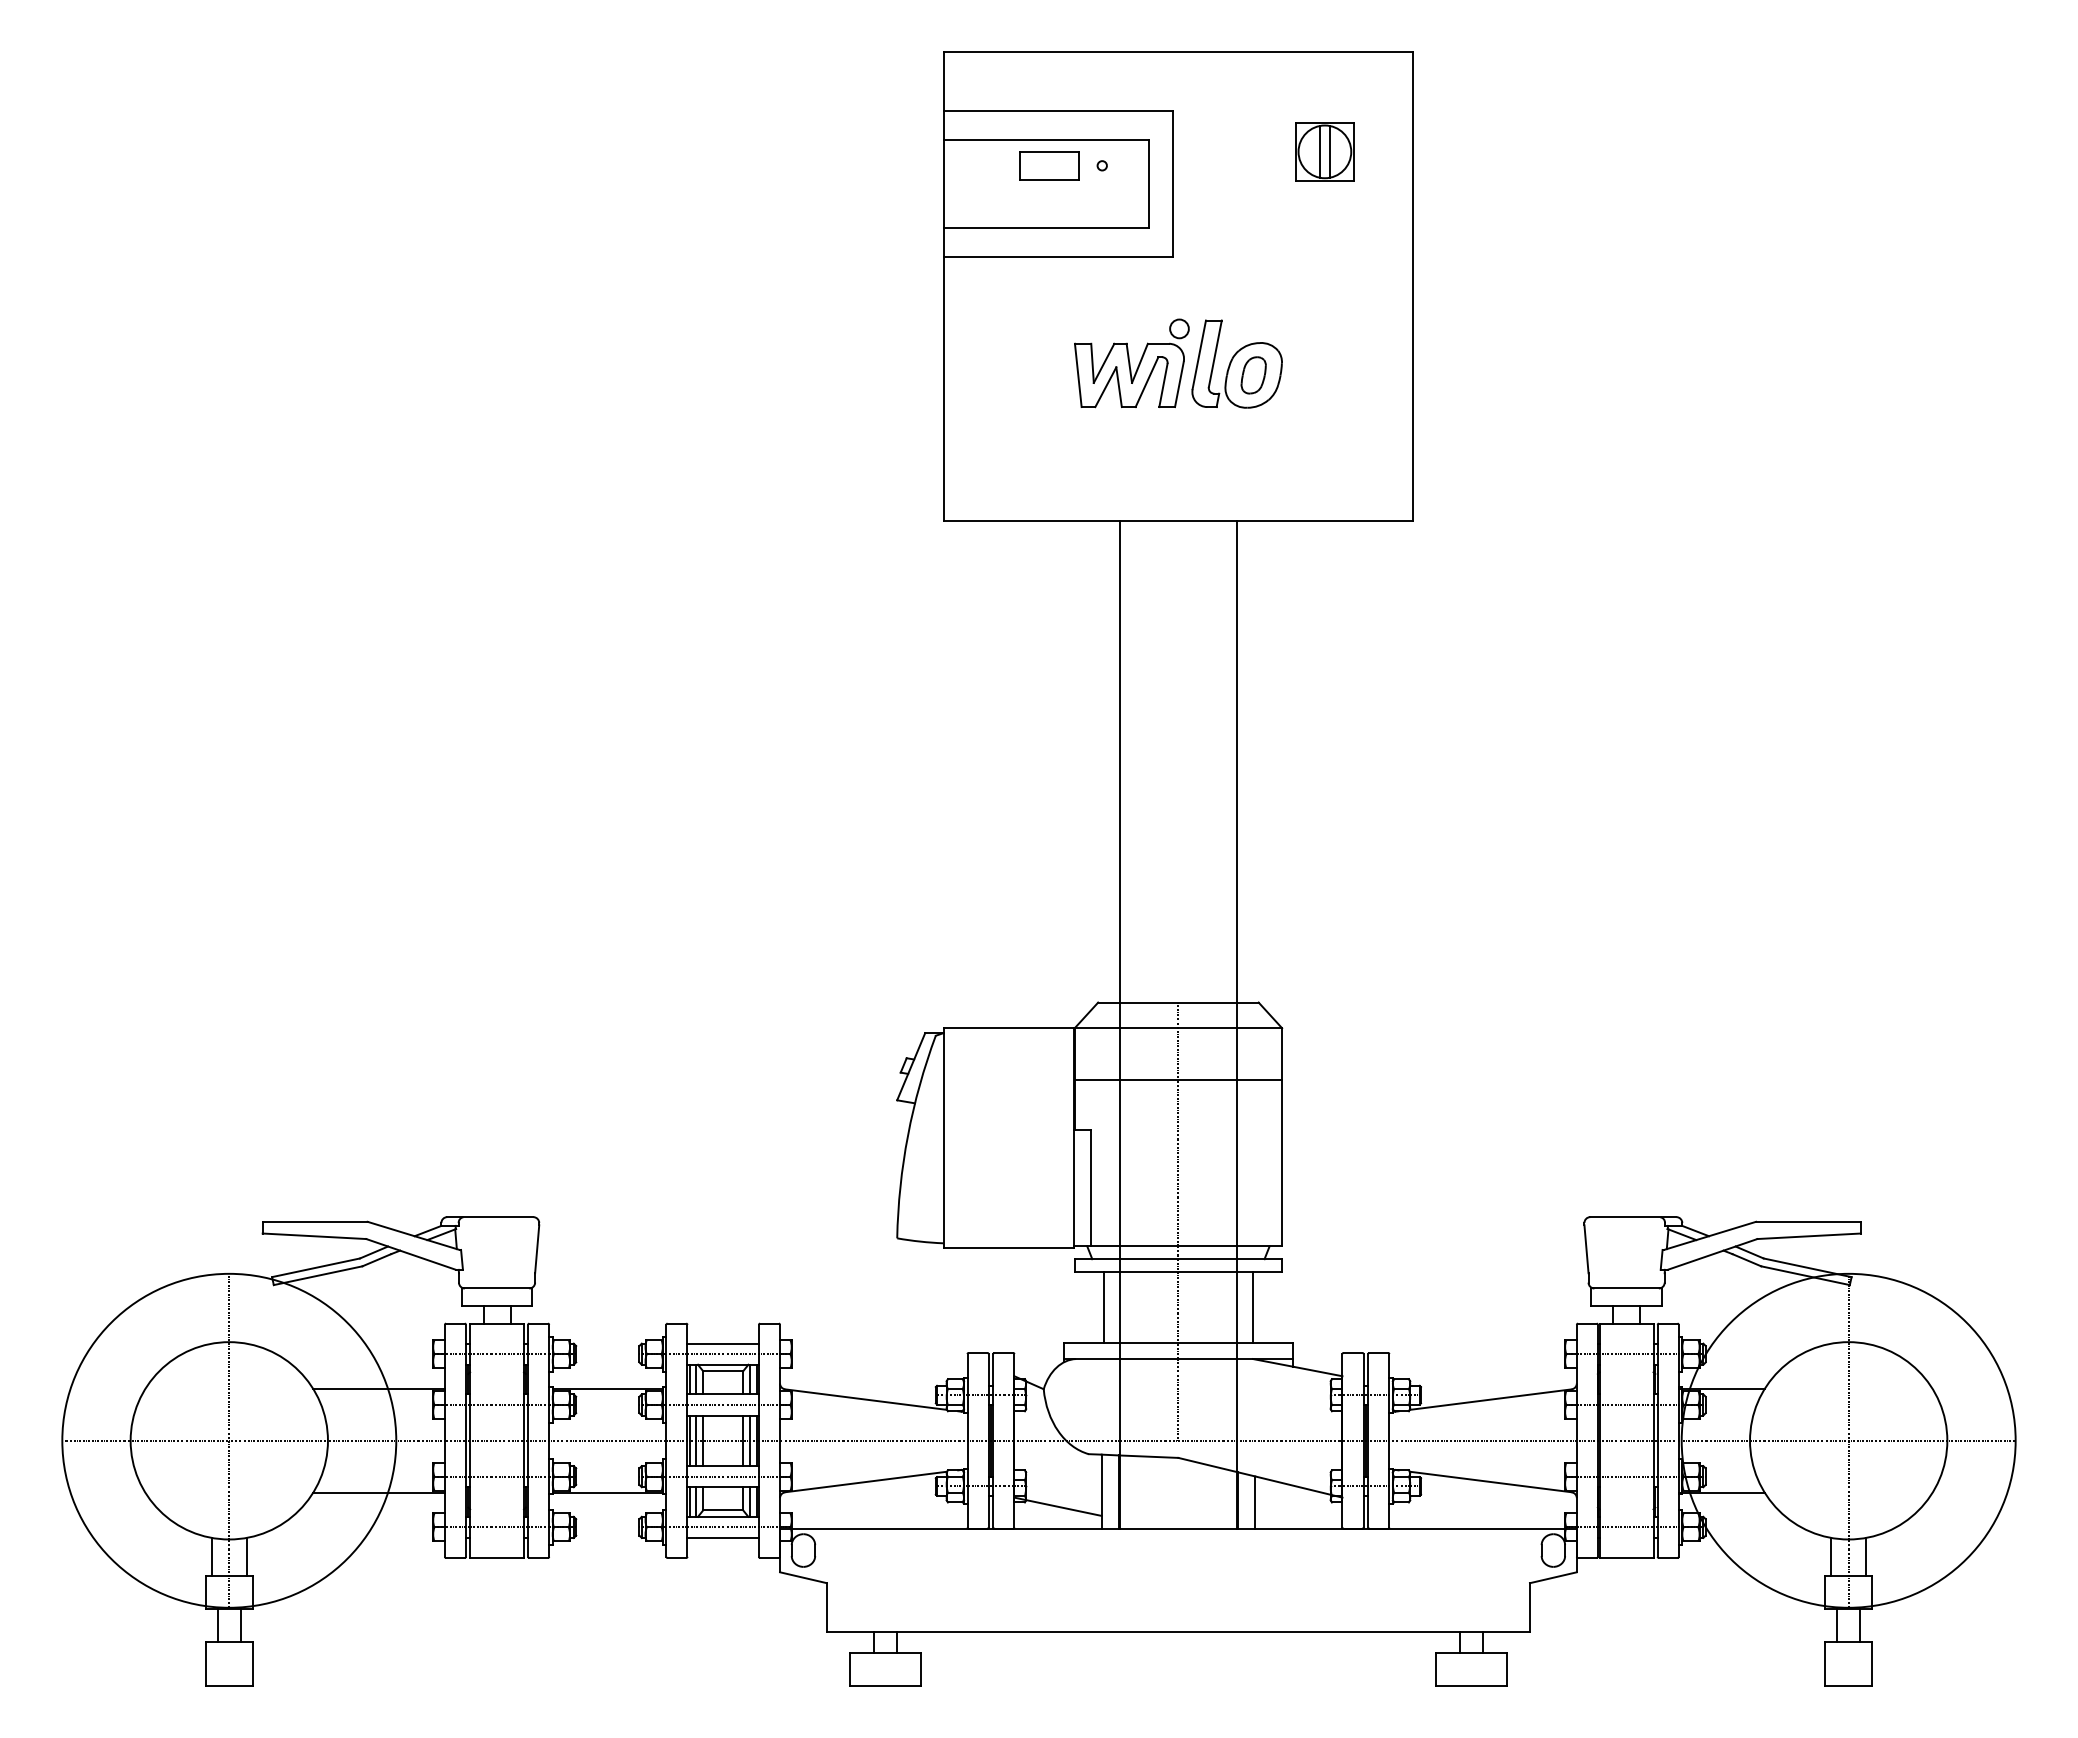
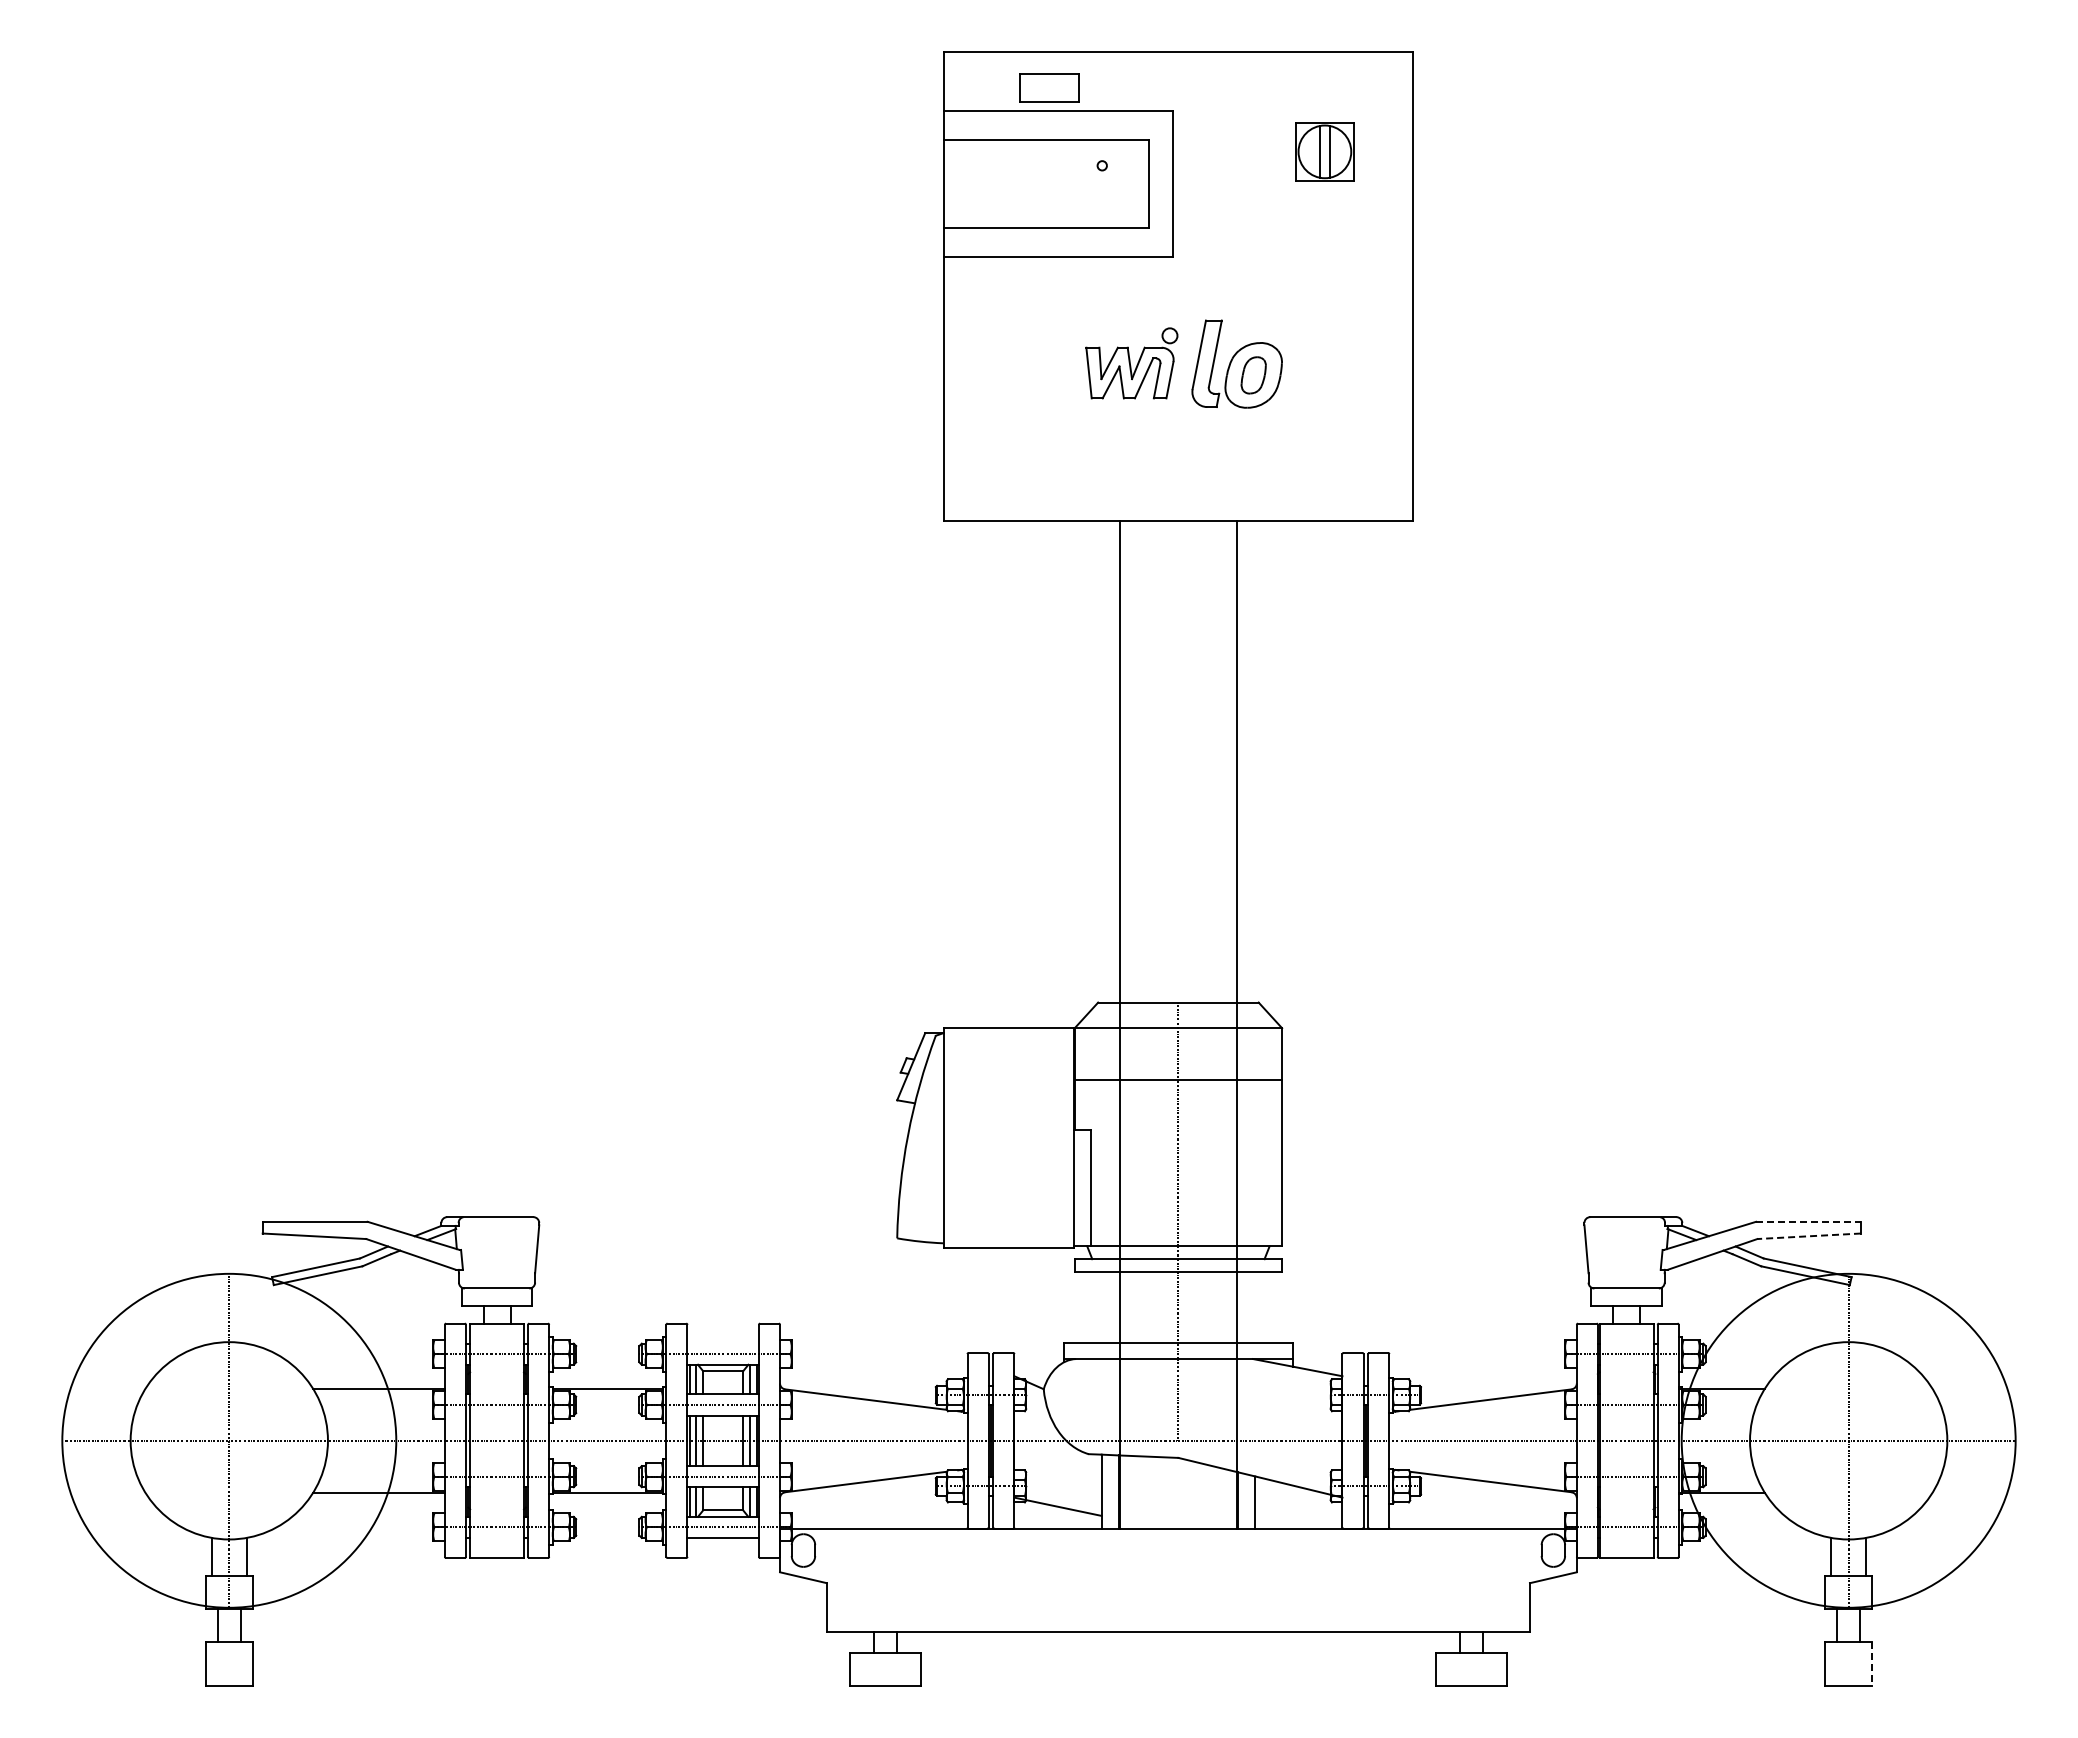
part position: (1049, 165) -> (1049, 87) (1049, 87)
part size: 116x91 px -> 94x73 px (1131, 363)
line: solid -> dashed (1809, 1221)
line: solid -> dashed (1809, 1236)
line: present -> none (1104, 1307)
line: present -> none (1252, 1307)
line: present -> none (722, 1343)
line: solid -> dashed (1872, 1663)
